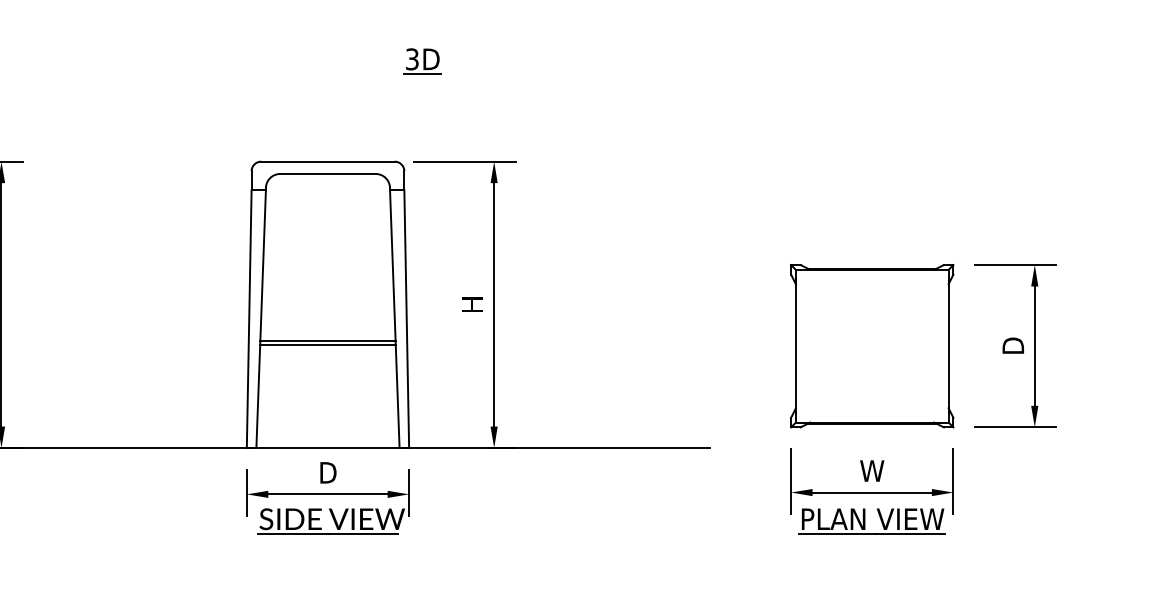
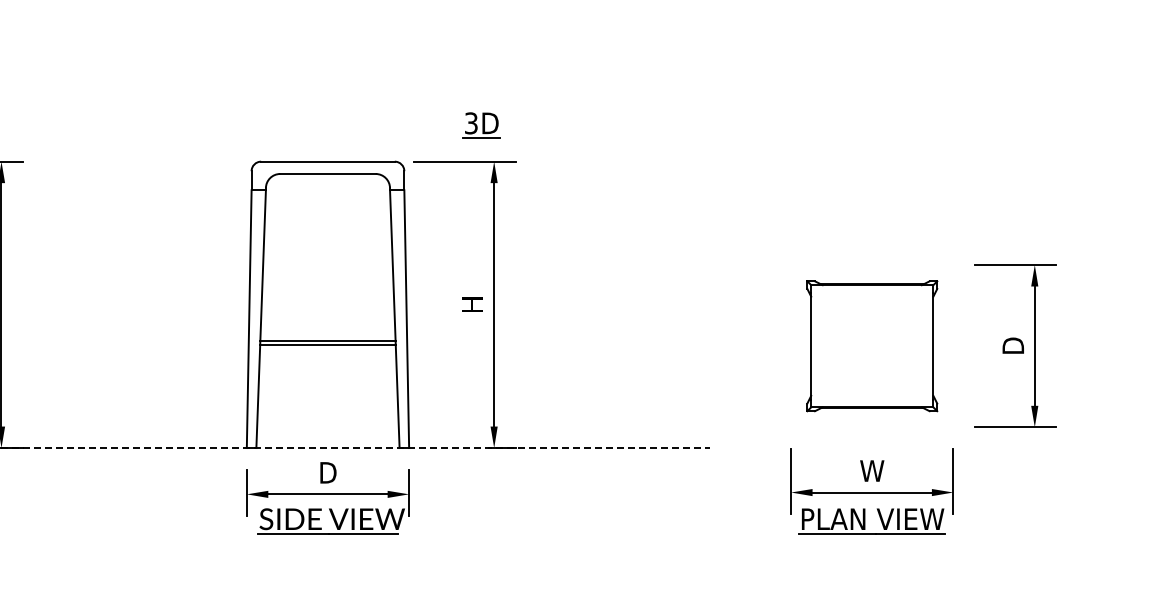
part position: (422, 61) -> (481, 125) (481, 125)
part size: 165x165 px -> 133x133 px (872, 346)
line: solid -> dashed (355, 448)
